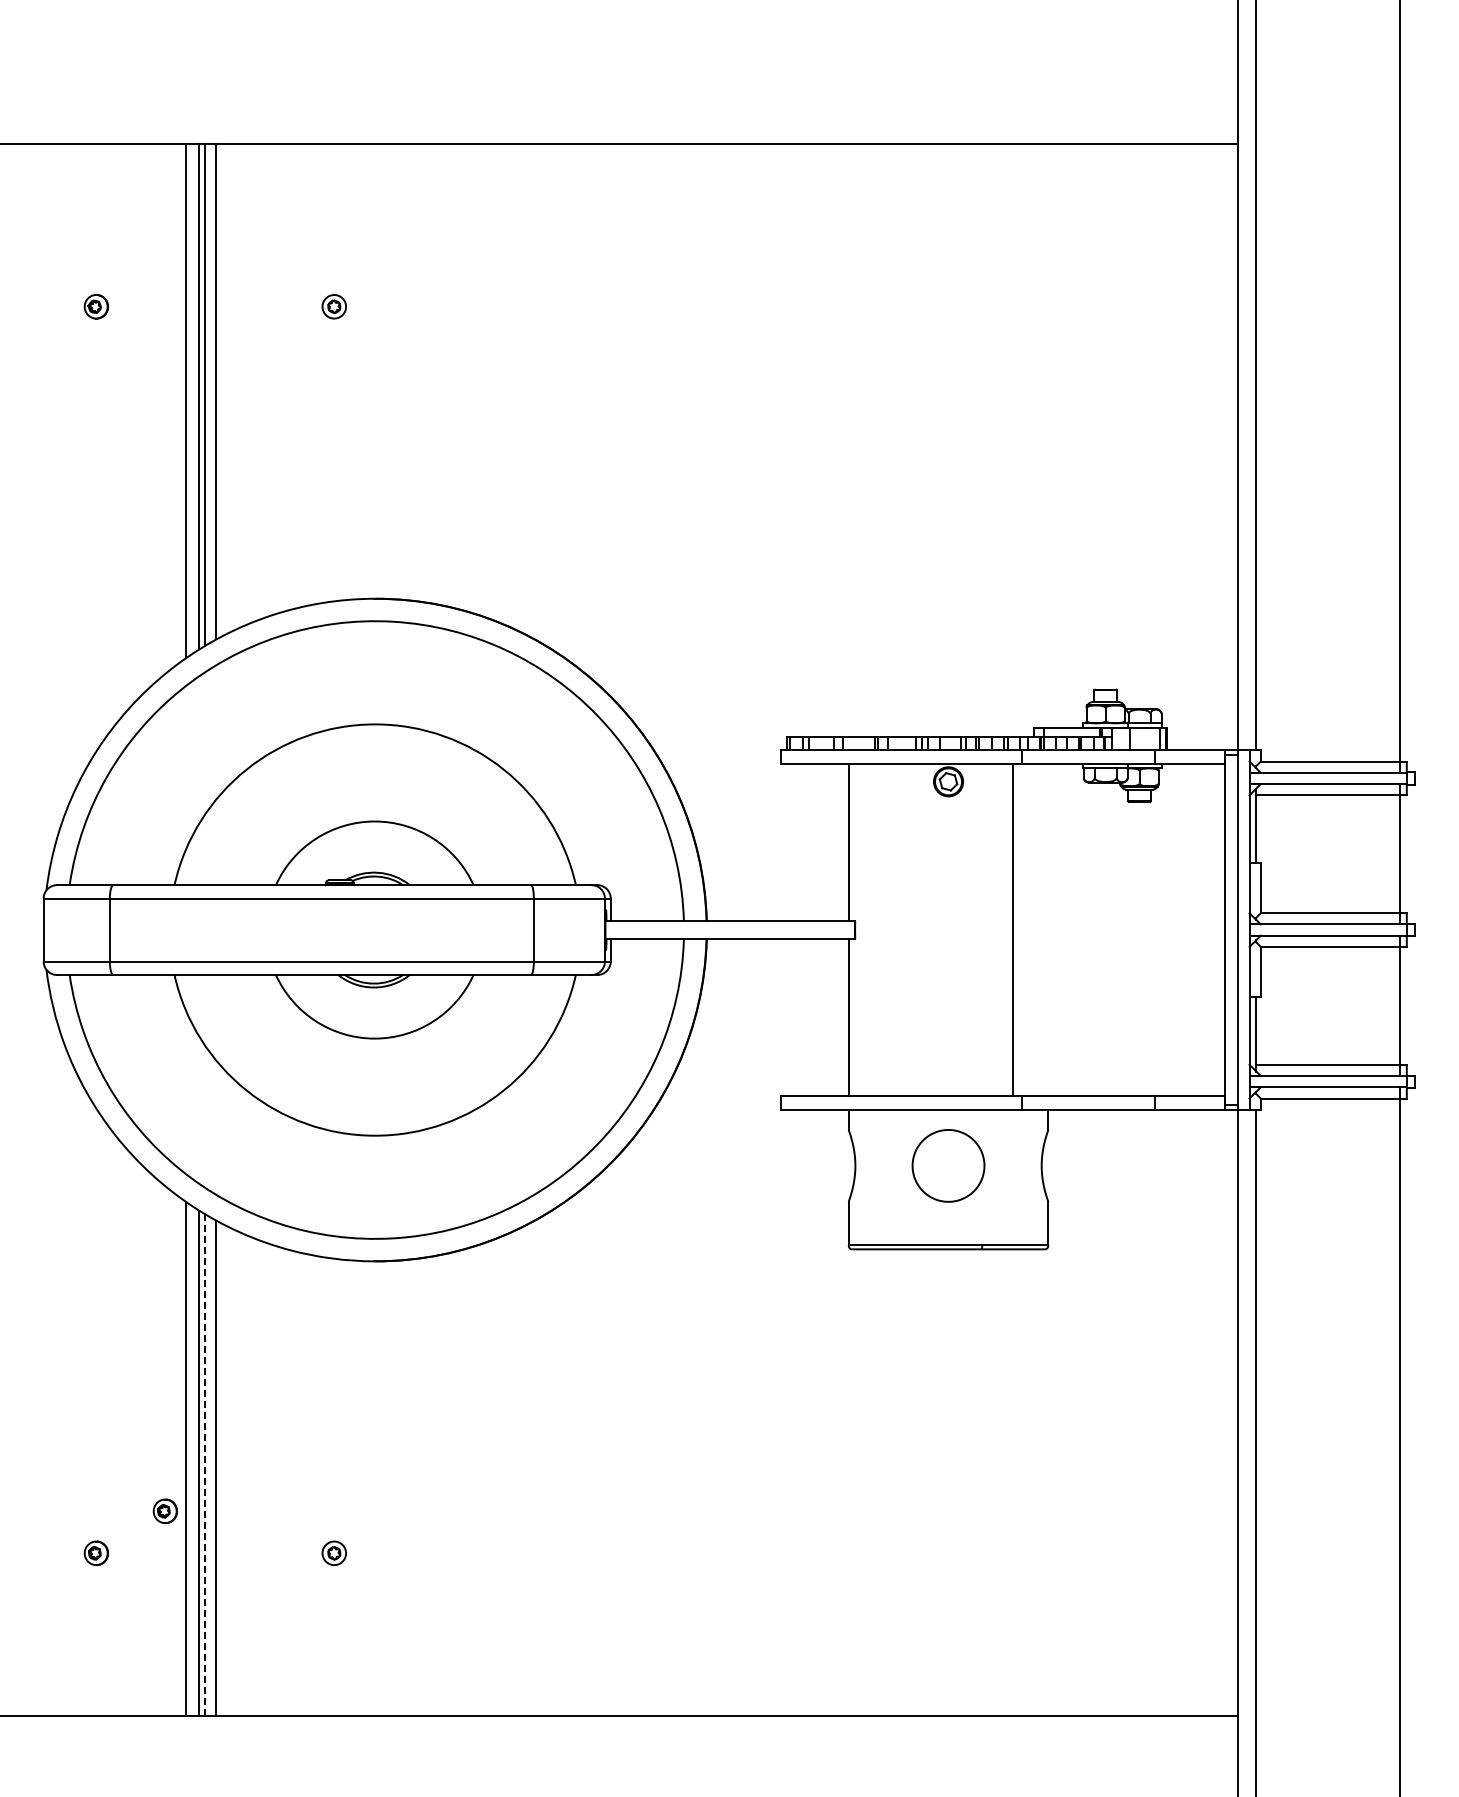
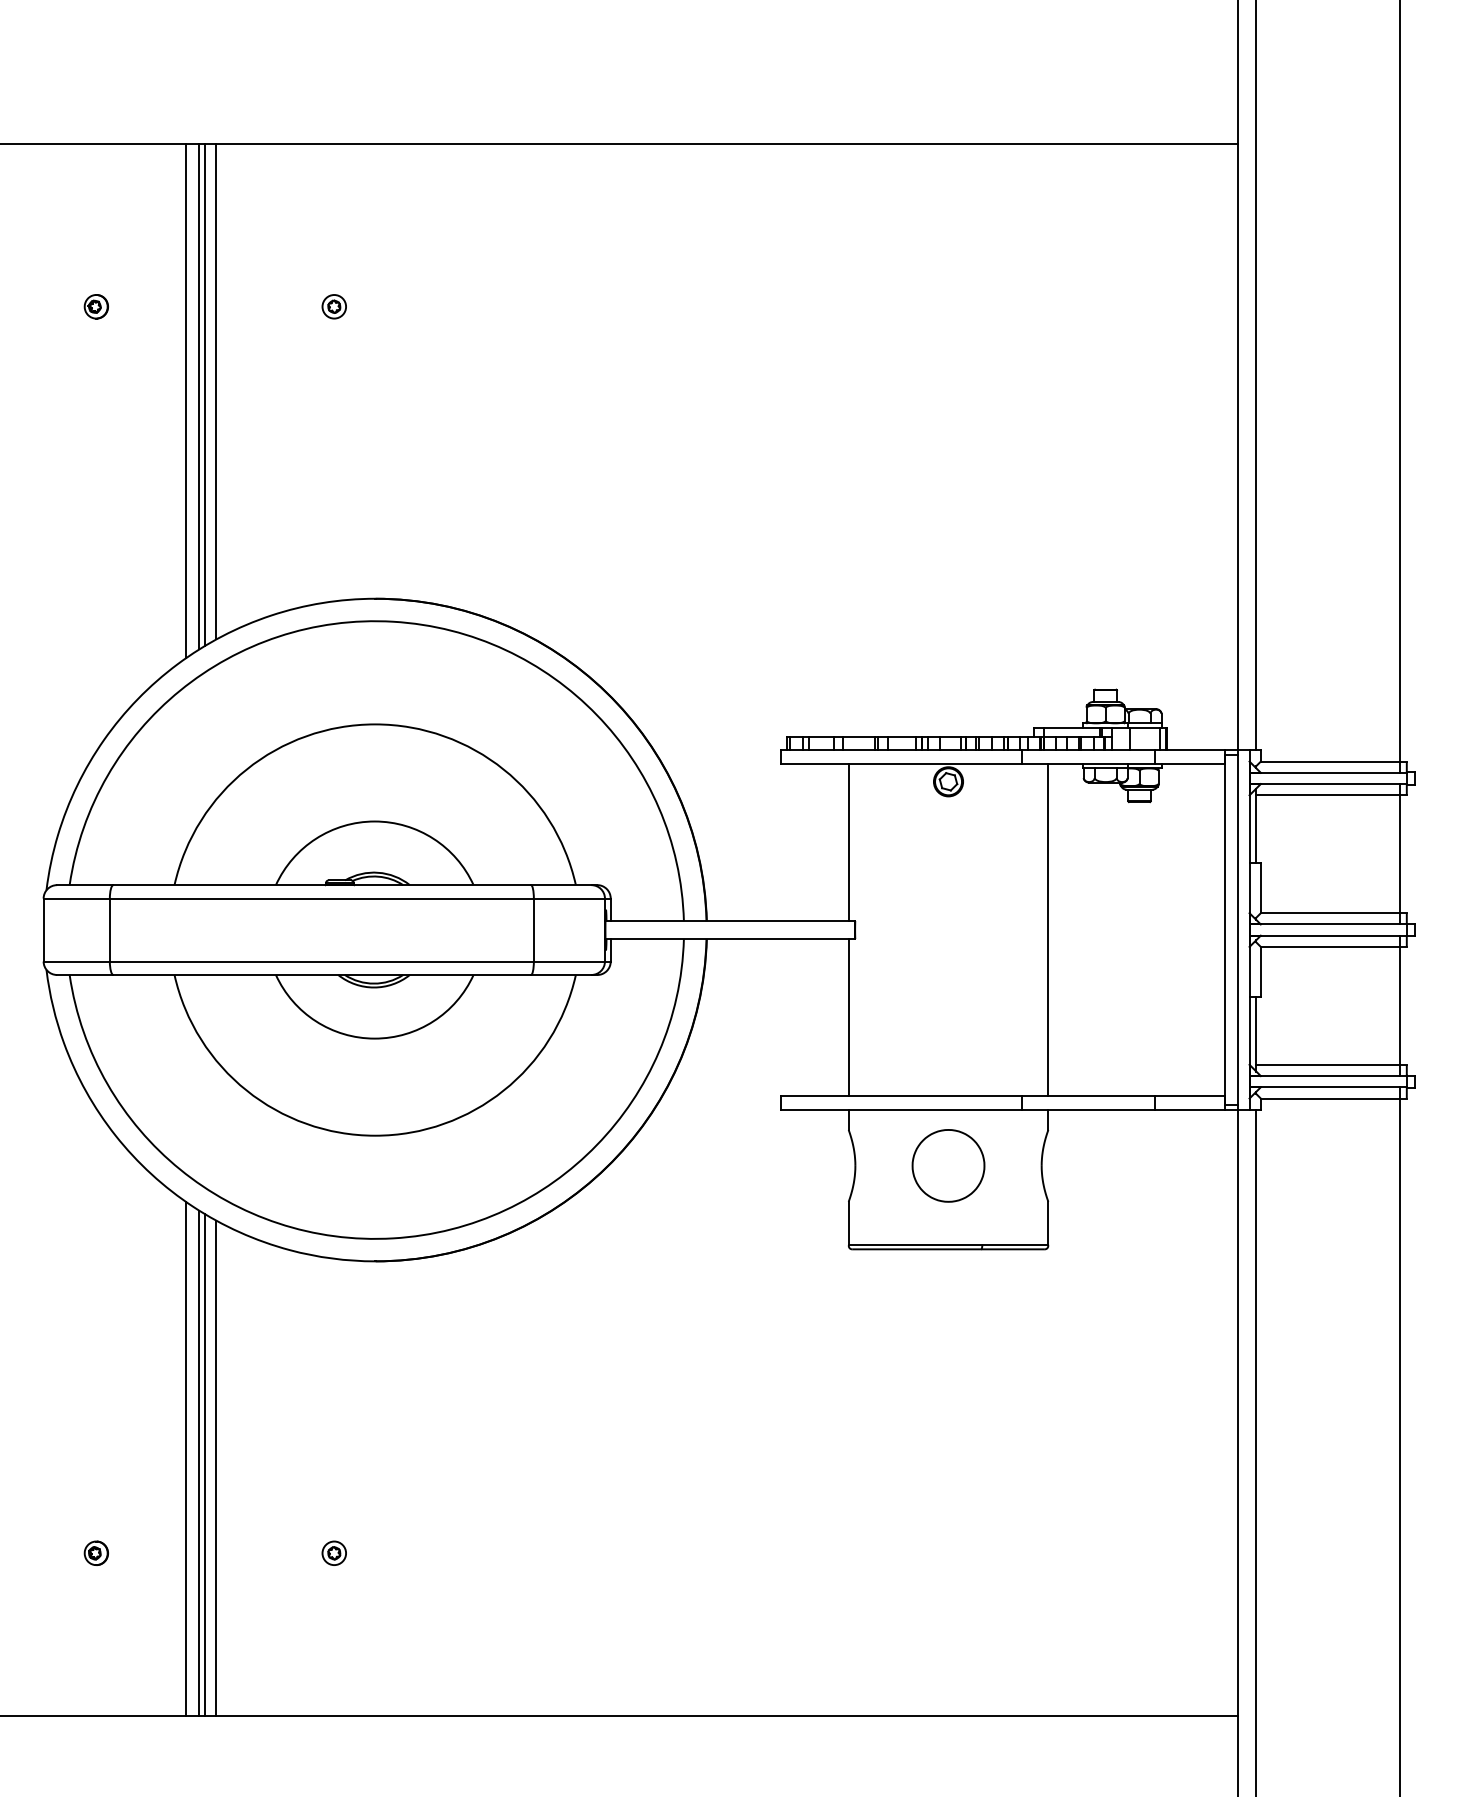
line position: (1013, 929) -> (1048, 929) (1048, 929)
line: dashed -> solid (205, 1465)
part: present -> none (164, 1510)
